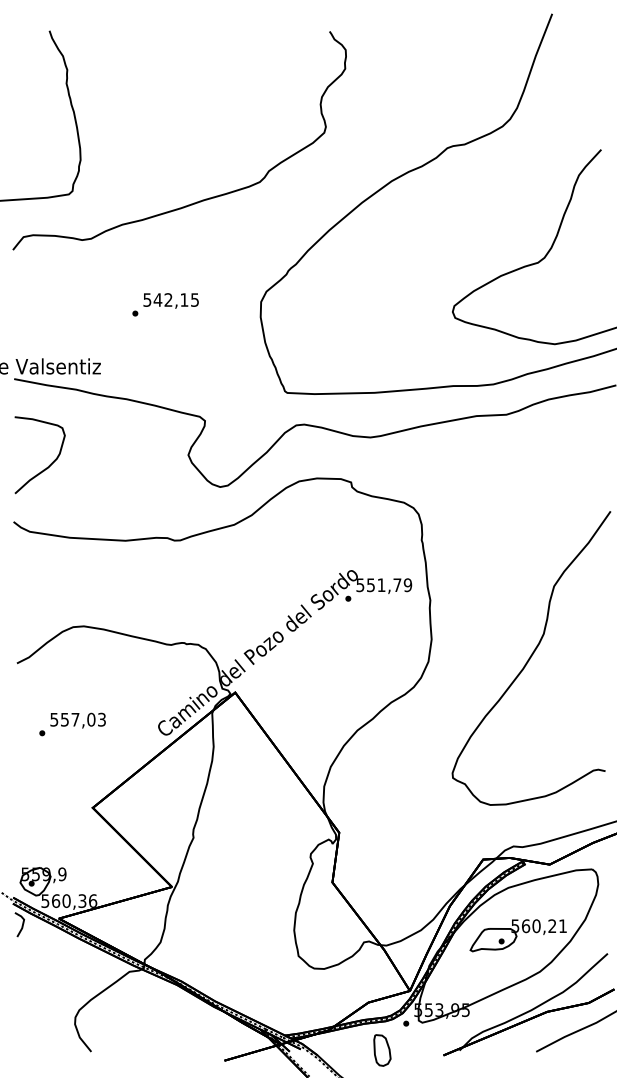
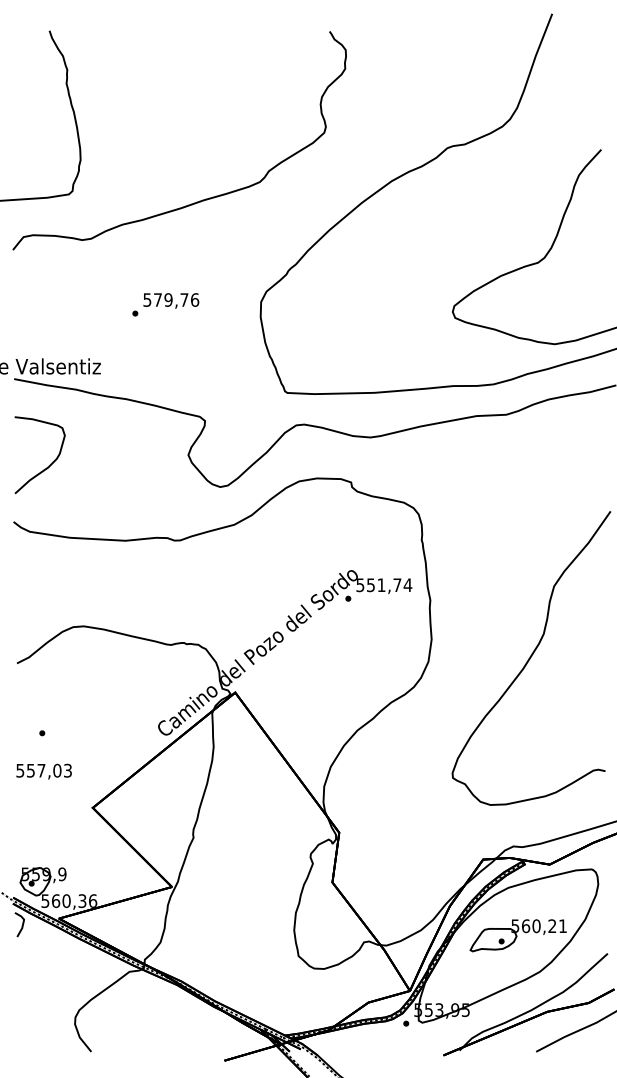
text: 542,15 -> 579,76 (176, 299)
text: 551,79 -> 551,74 (407, 585)
text position: (77, 720) -> (43, 771) (43, 771)
part: present -> none (382, 1050)
